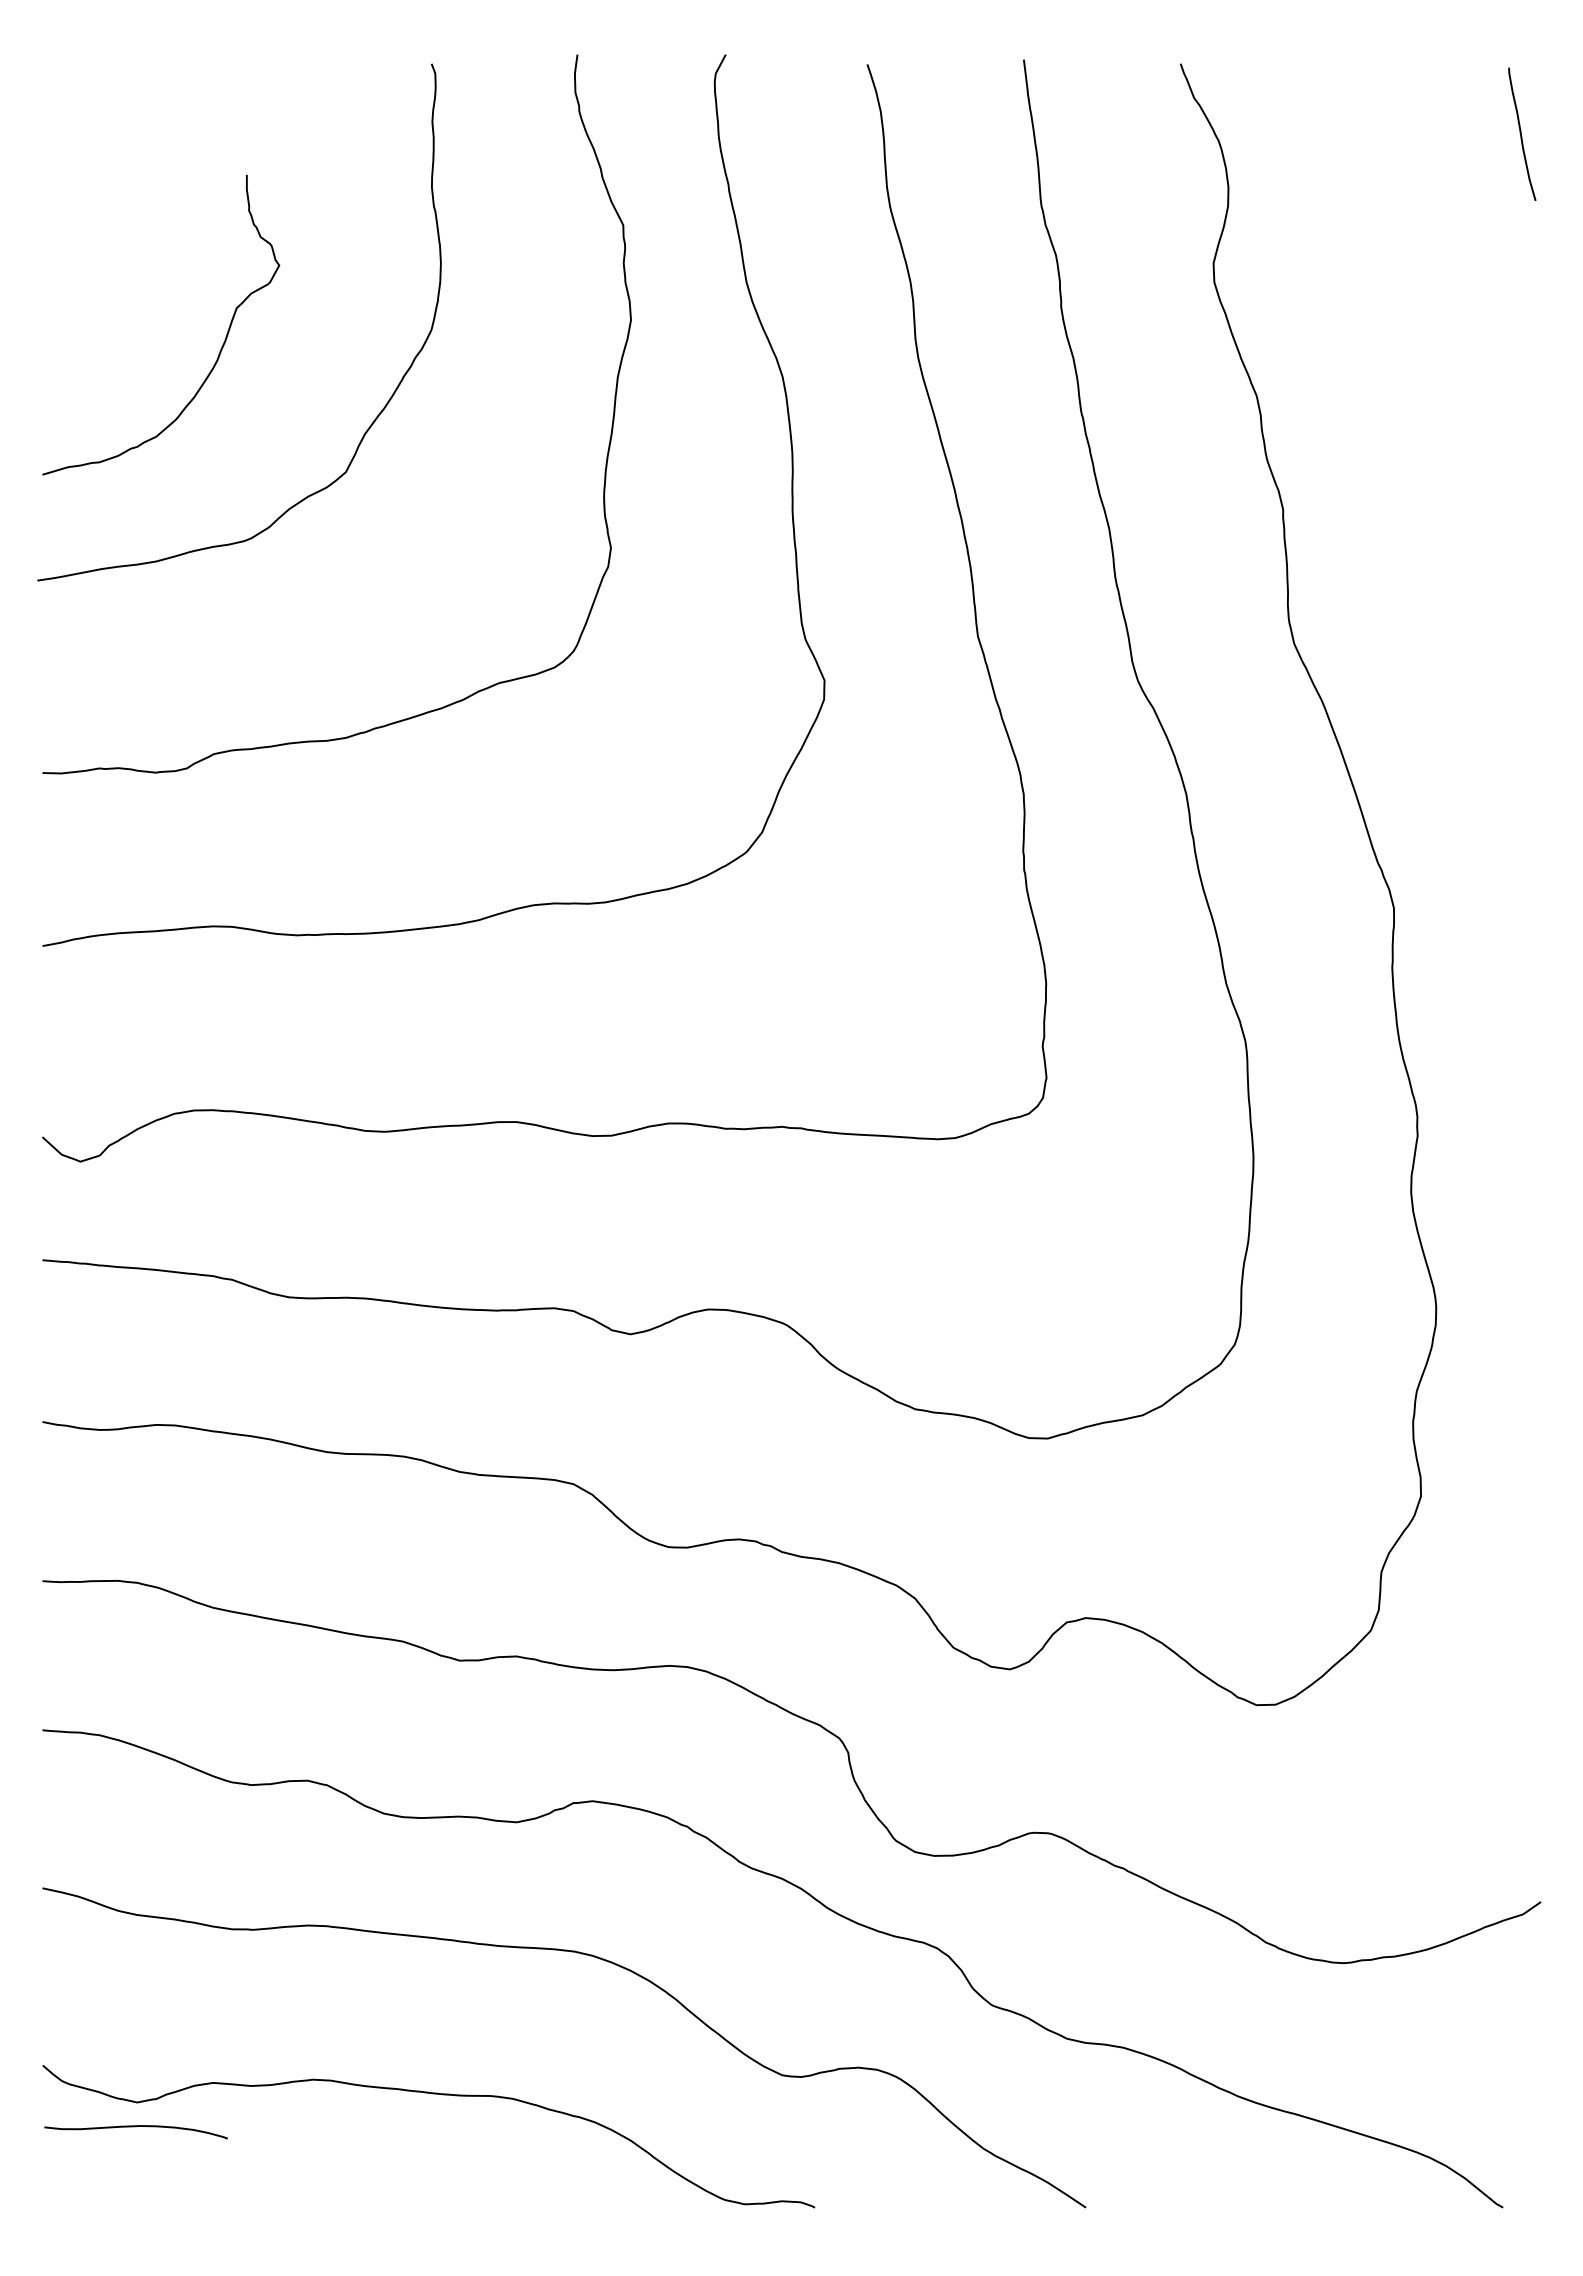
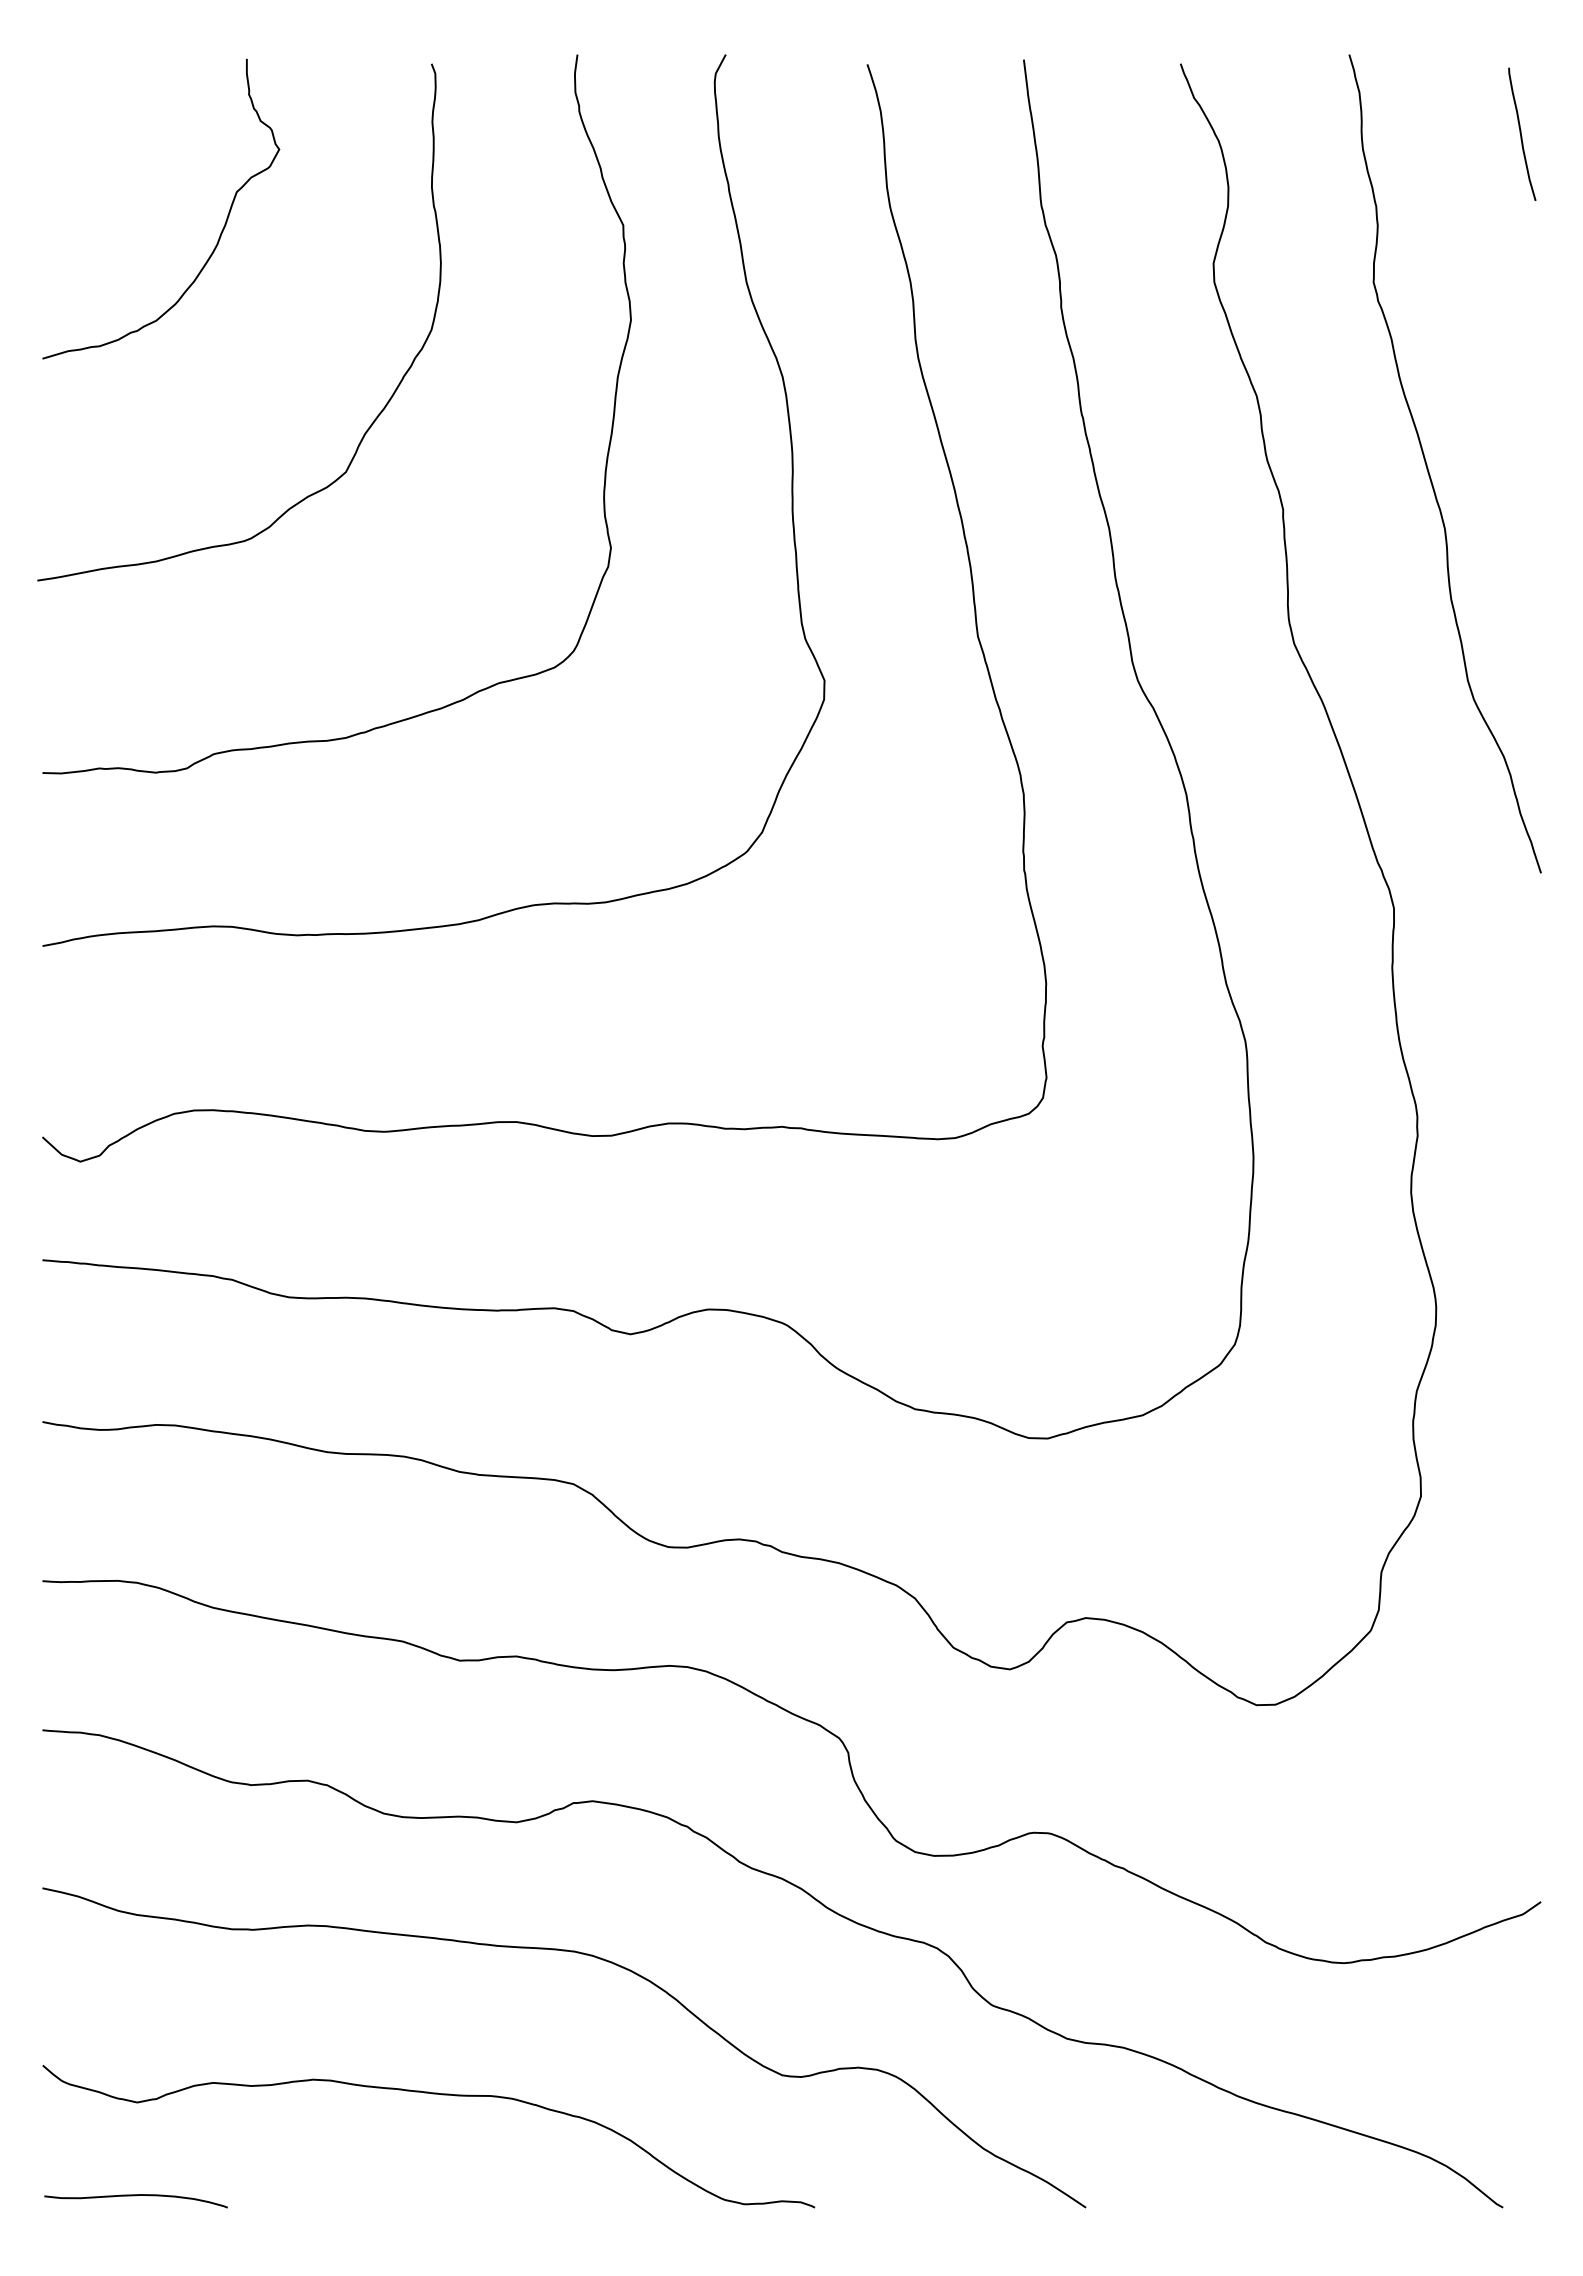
curve position: (220, 348) -> (220, 232) (220, 232)
curve: none -> present (1428, 467)
curve position: (135, 2127) -> (135, 2196) (135, 2196)
